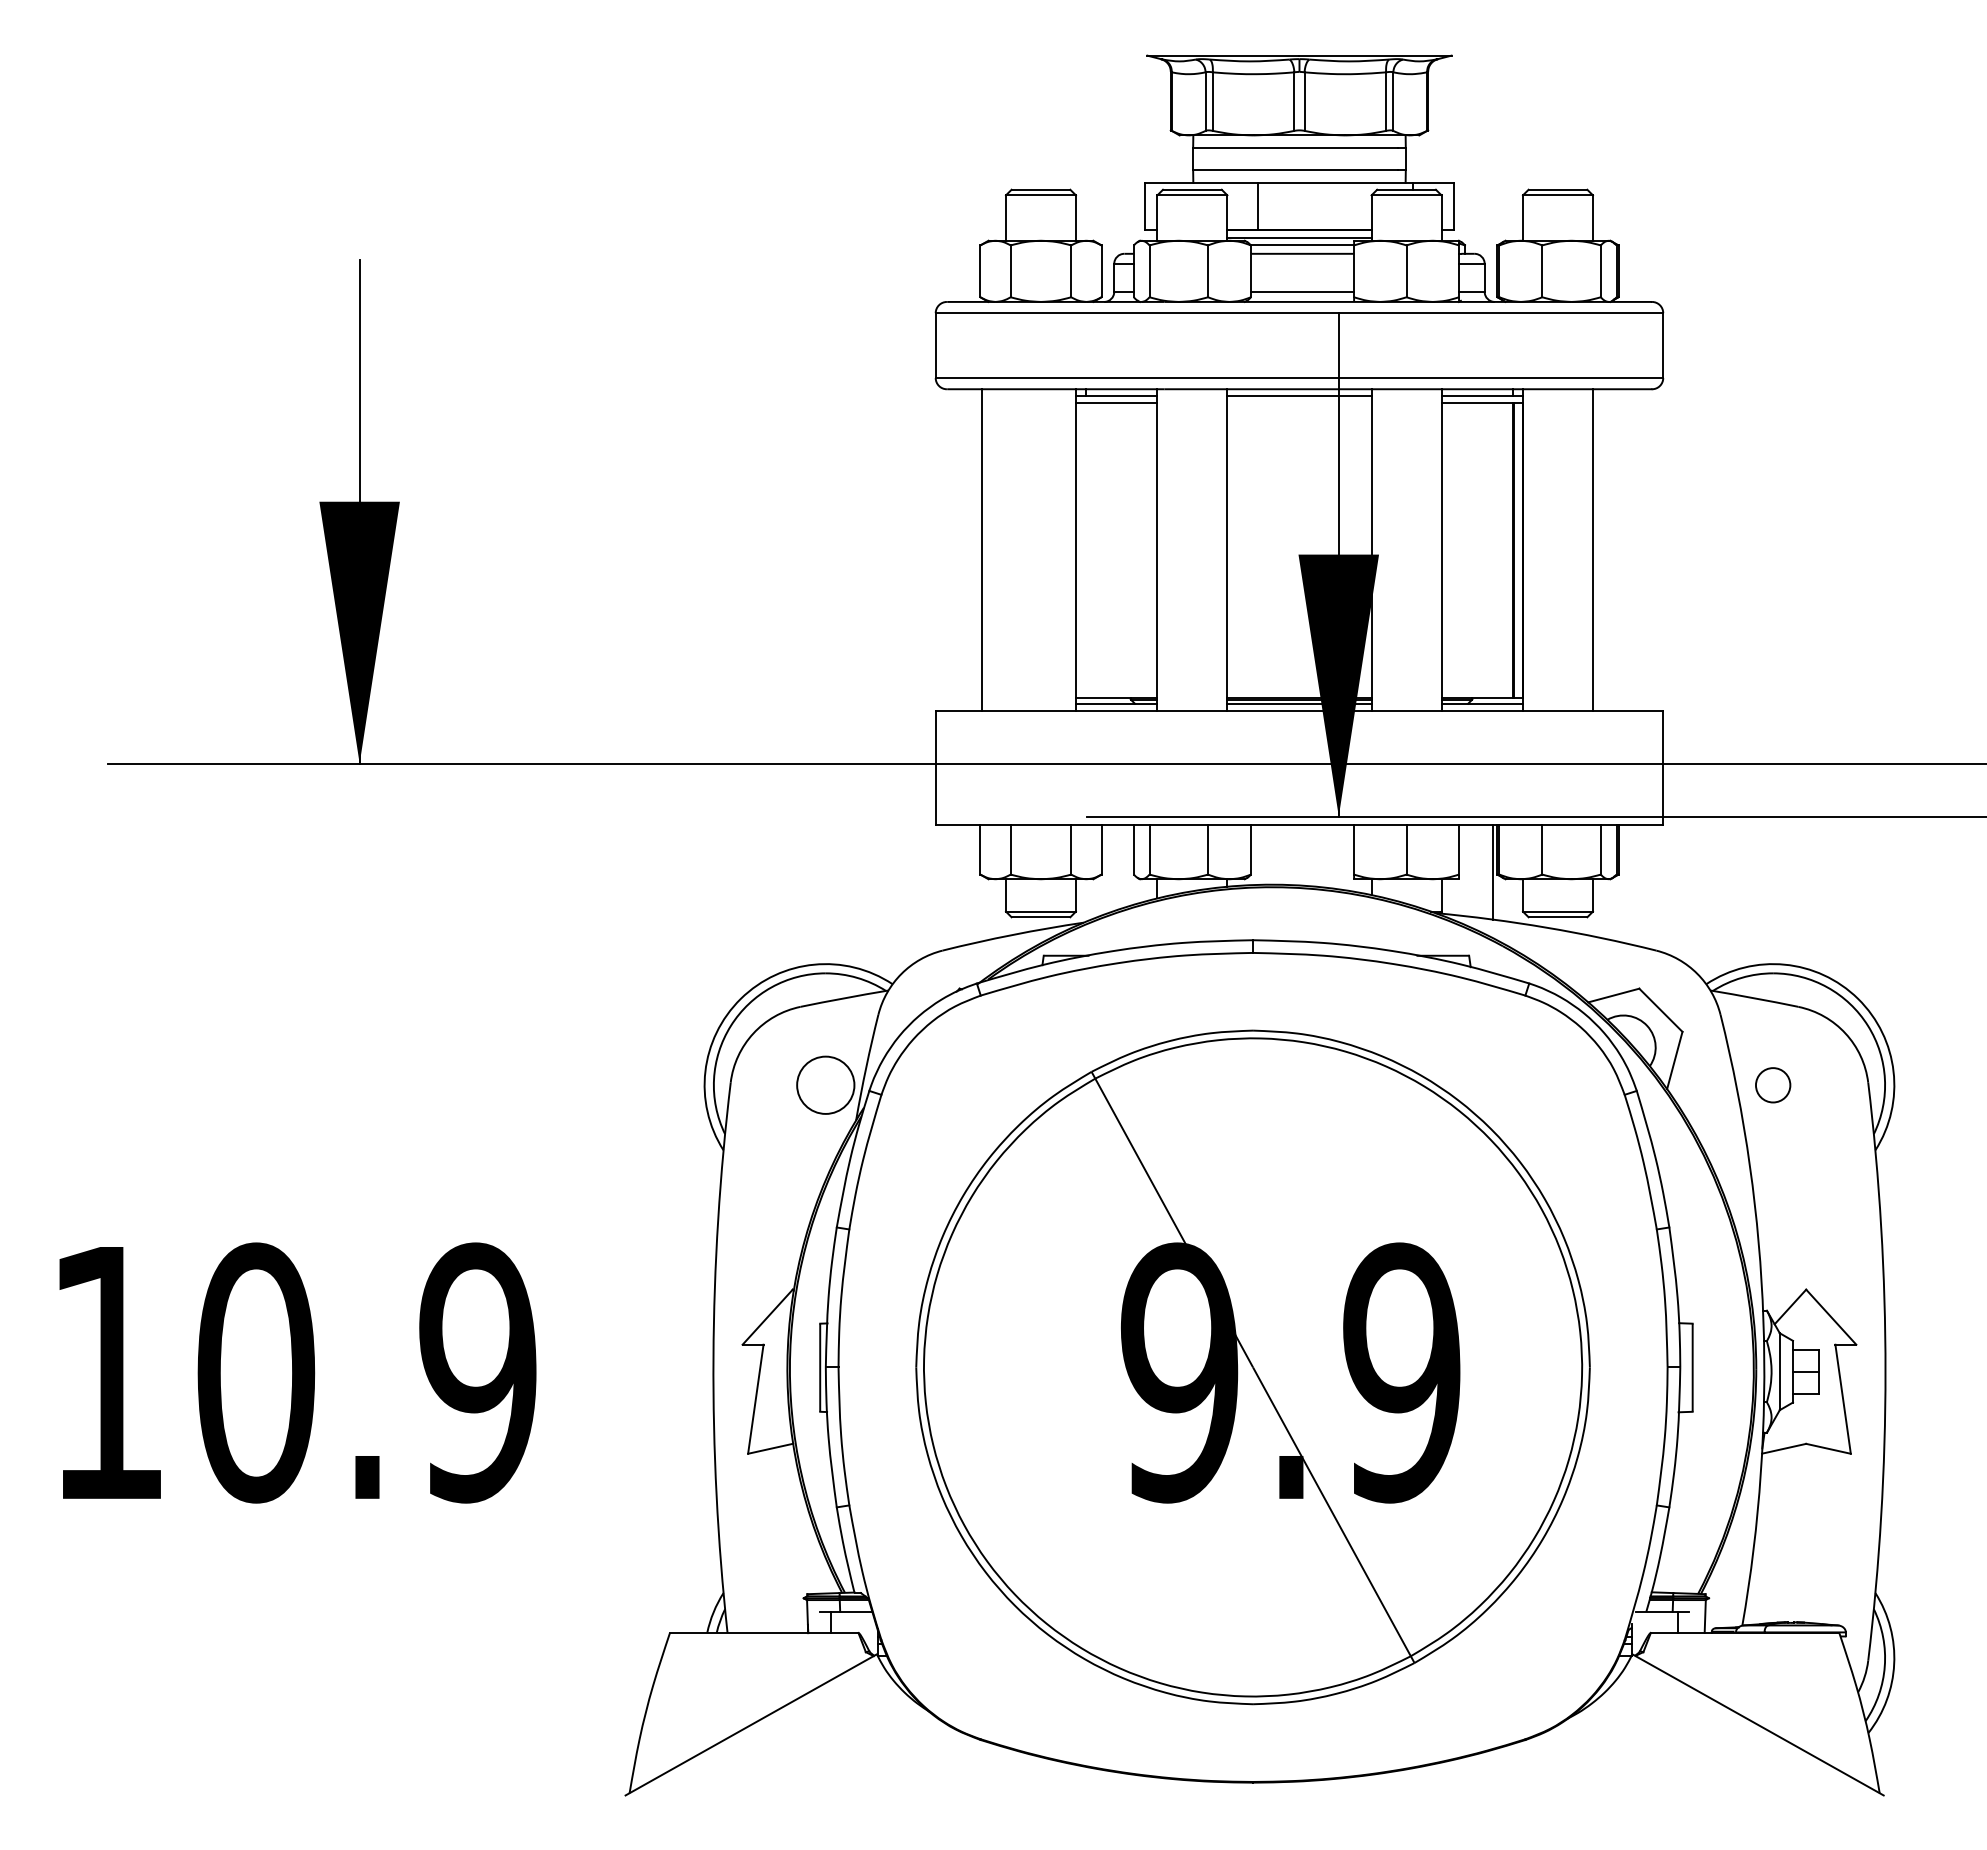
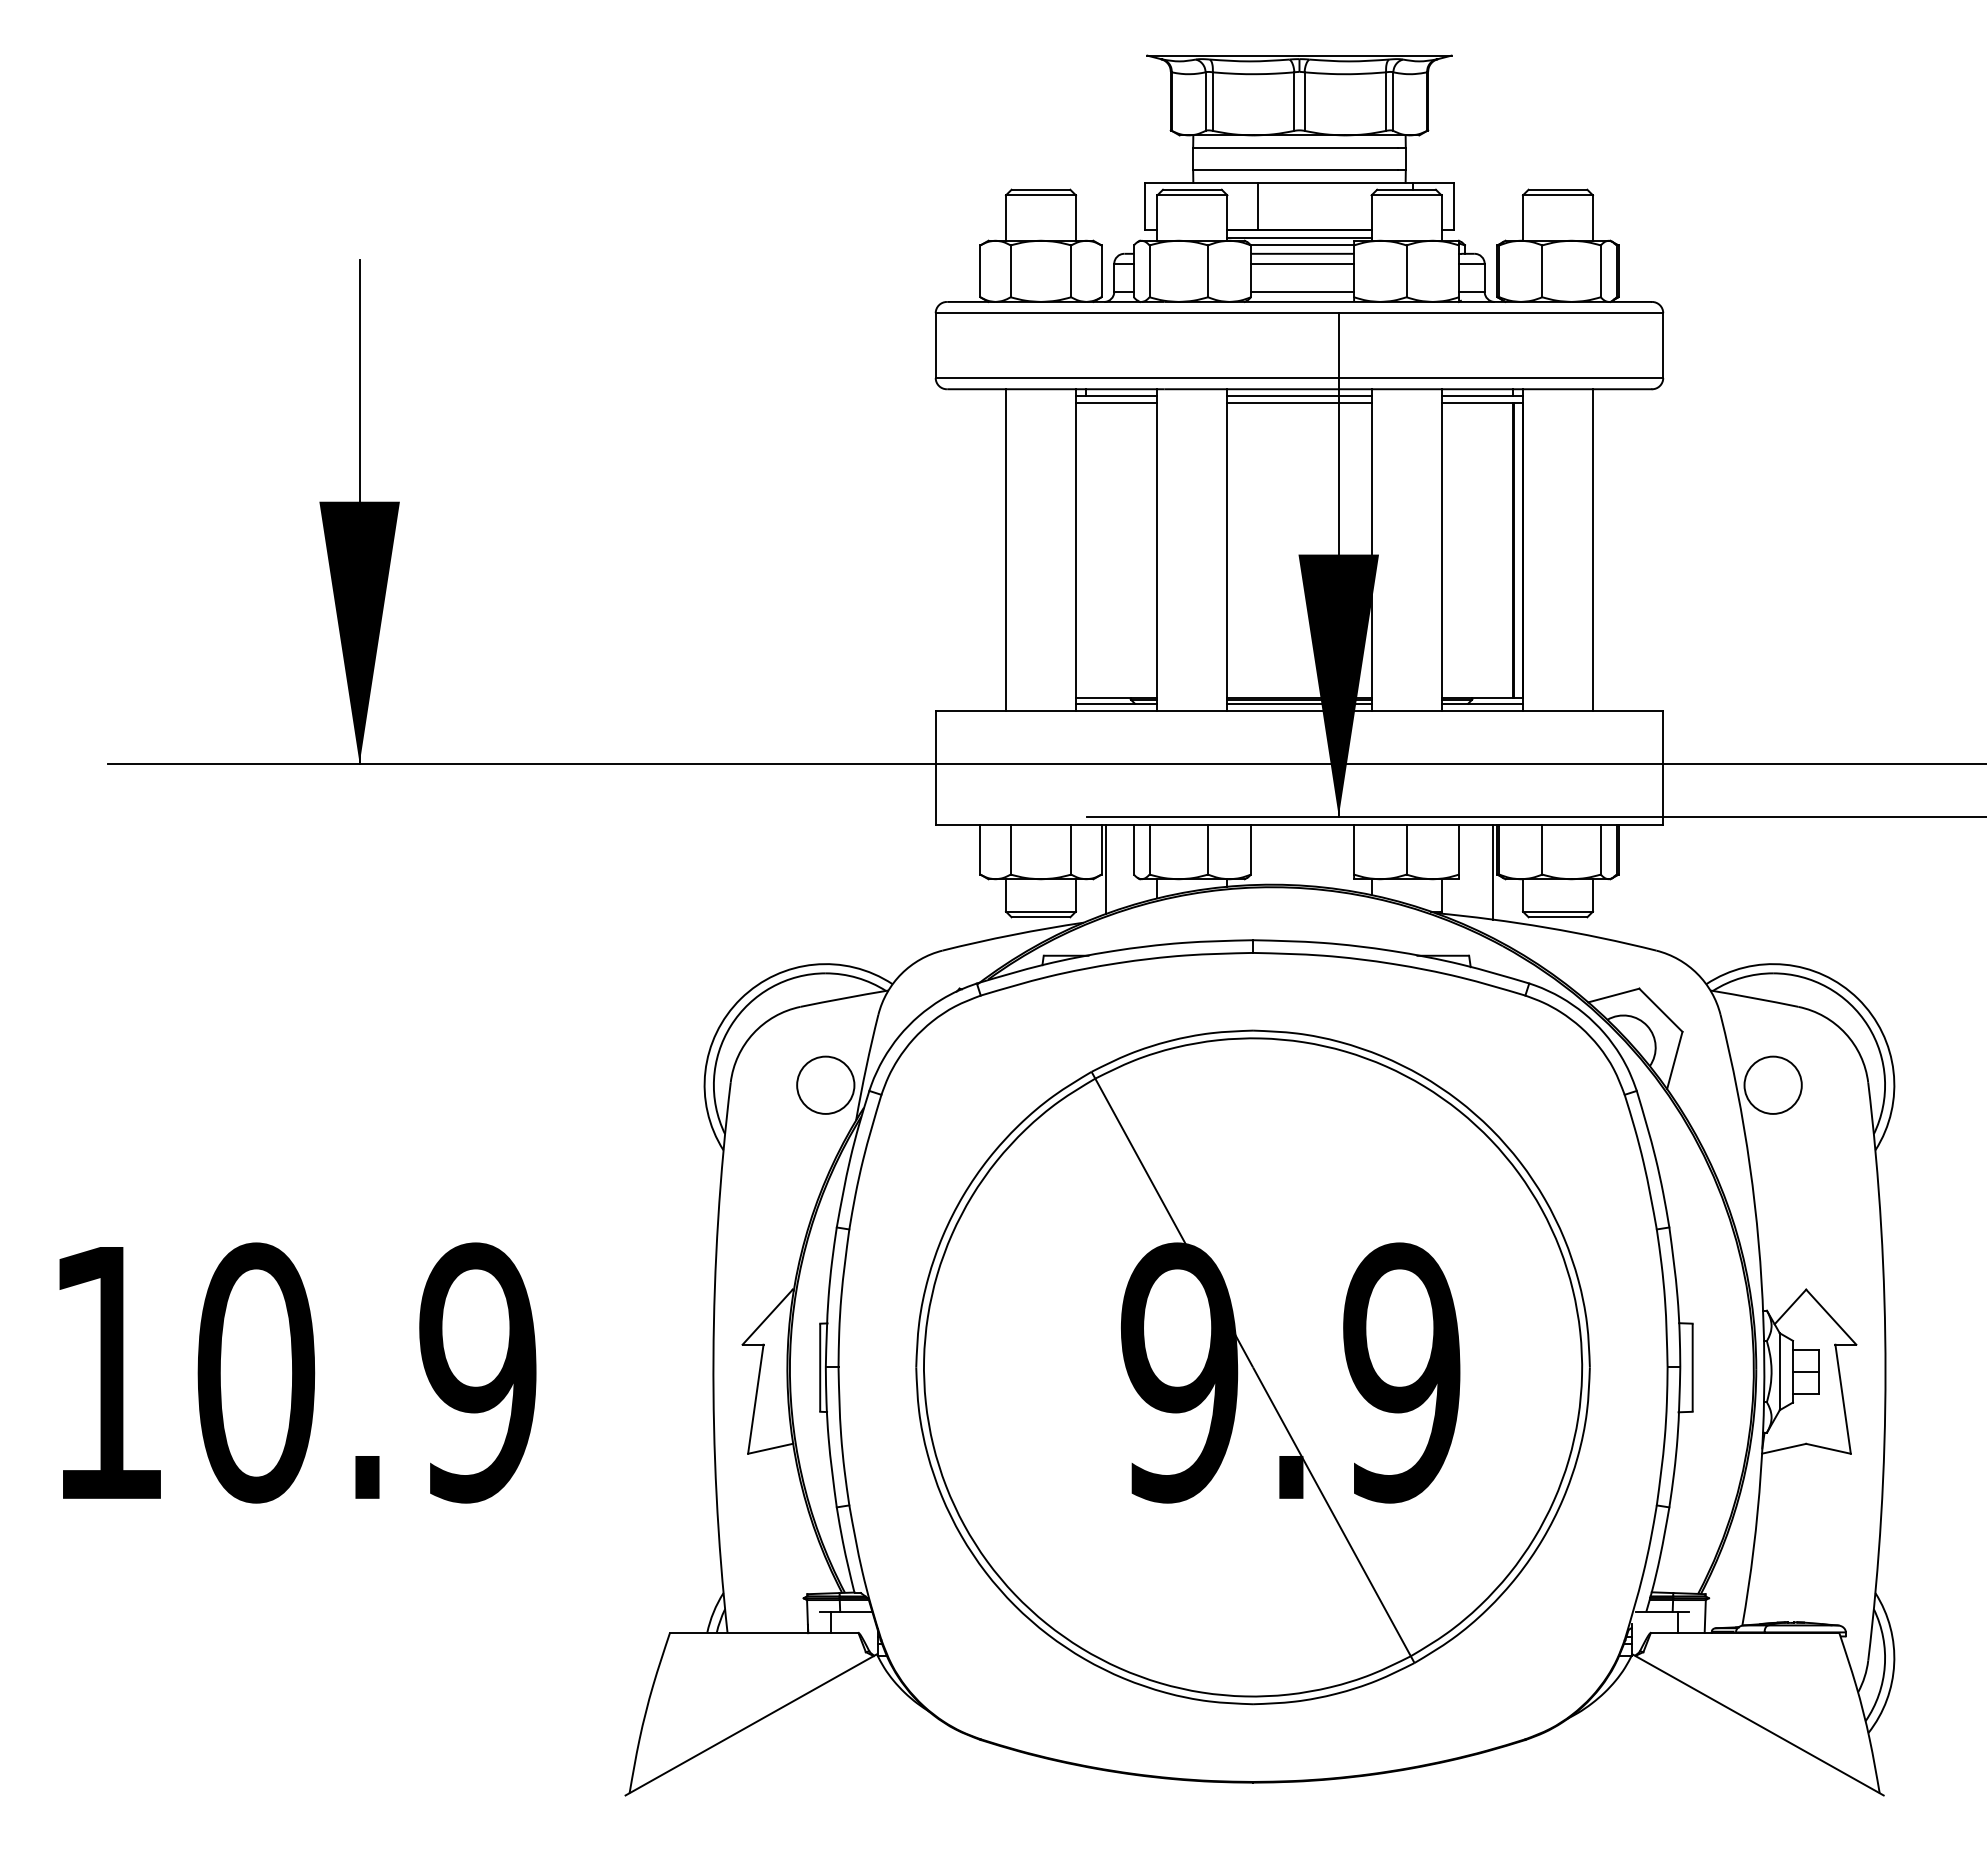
line: none -> present (1302, 263)
line: none -> present (1299, 403)
line position: (981, 549) -> (1005, 549) (1005, 549)
line: none -> present (1105, 869)
circle diameter: 34 px -> 57 px (1772, 1084)
